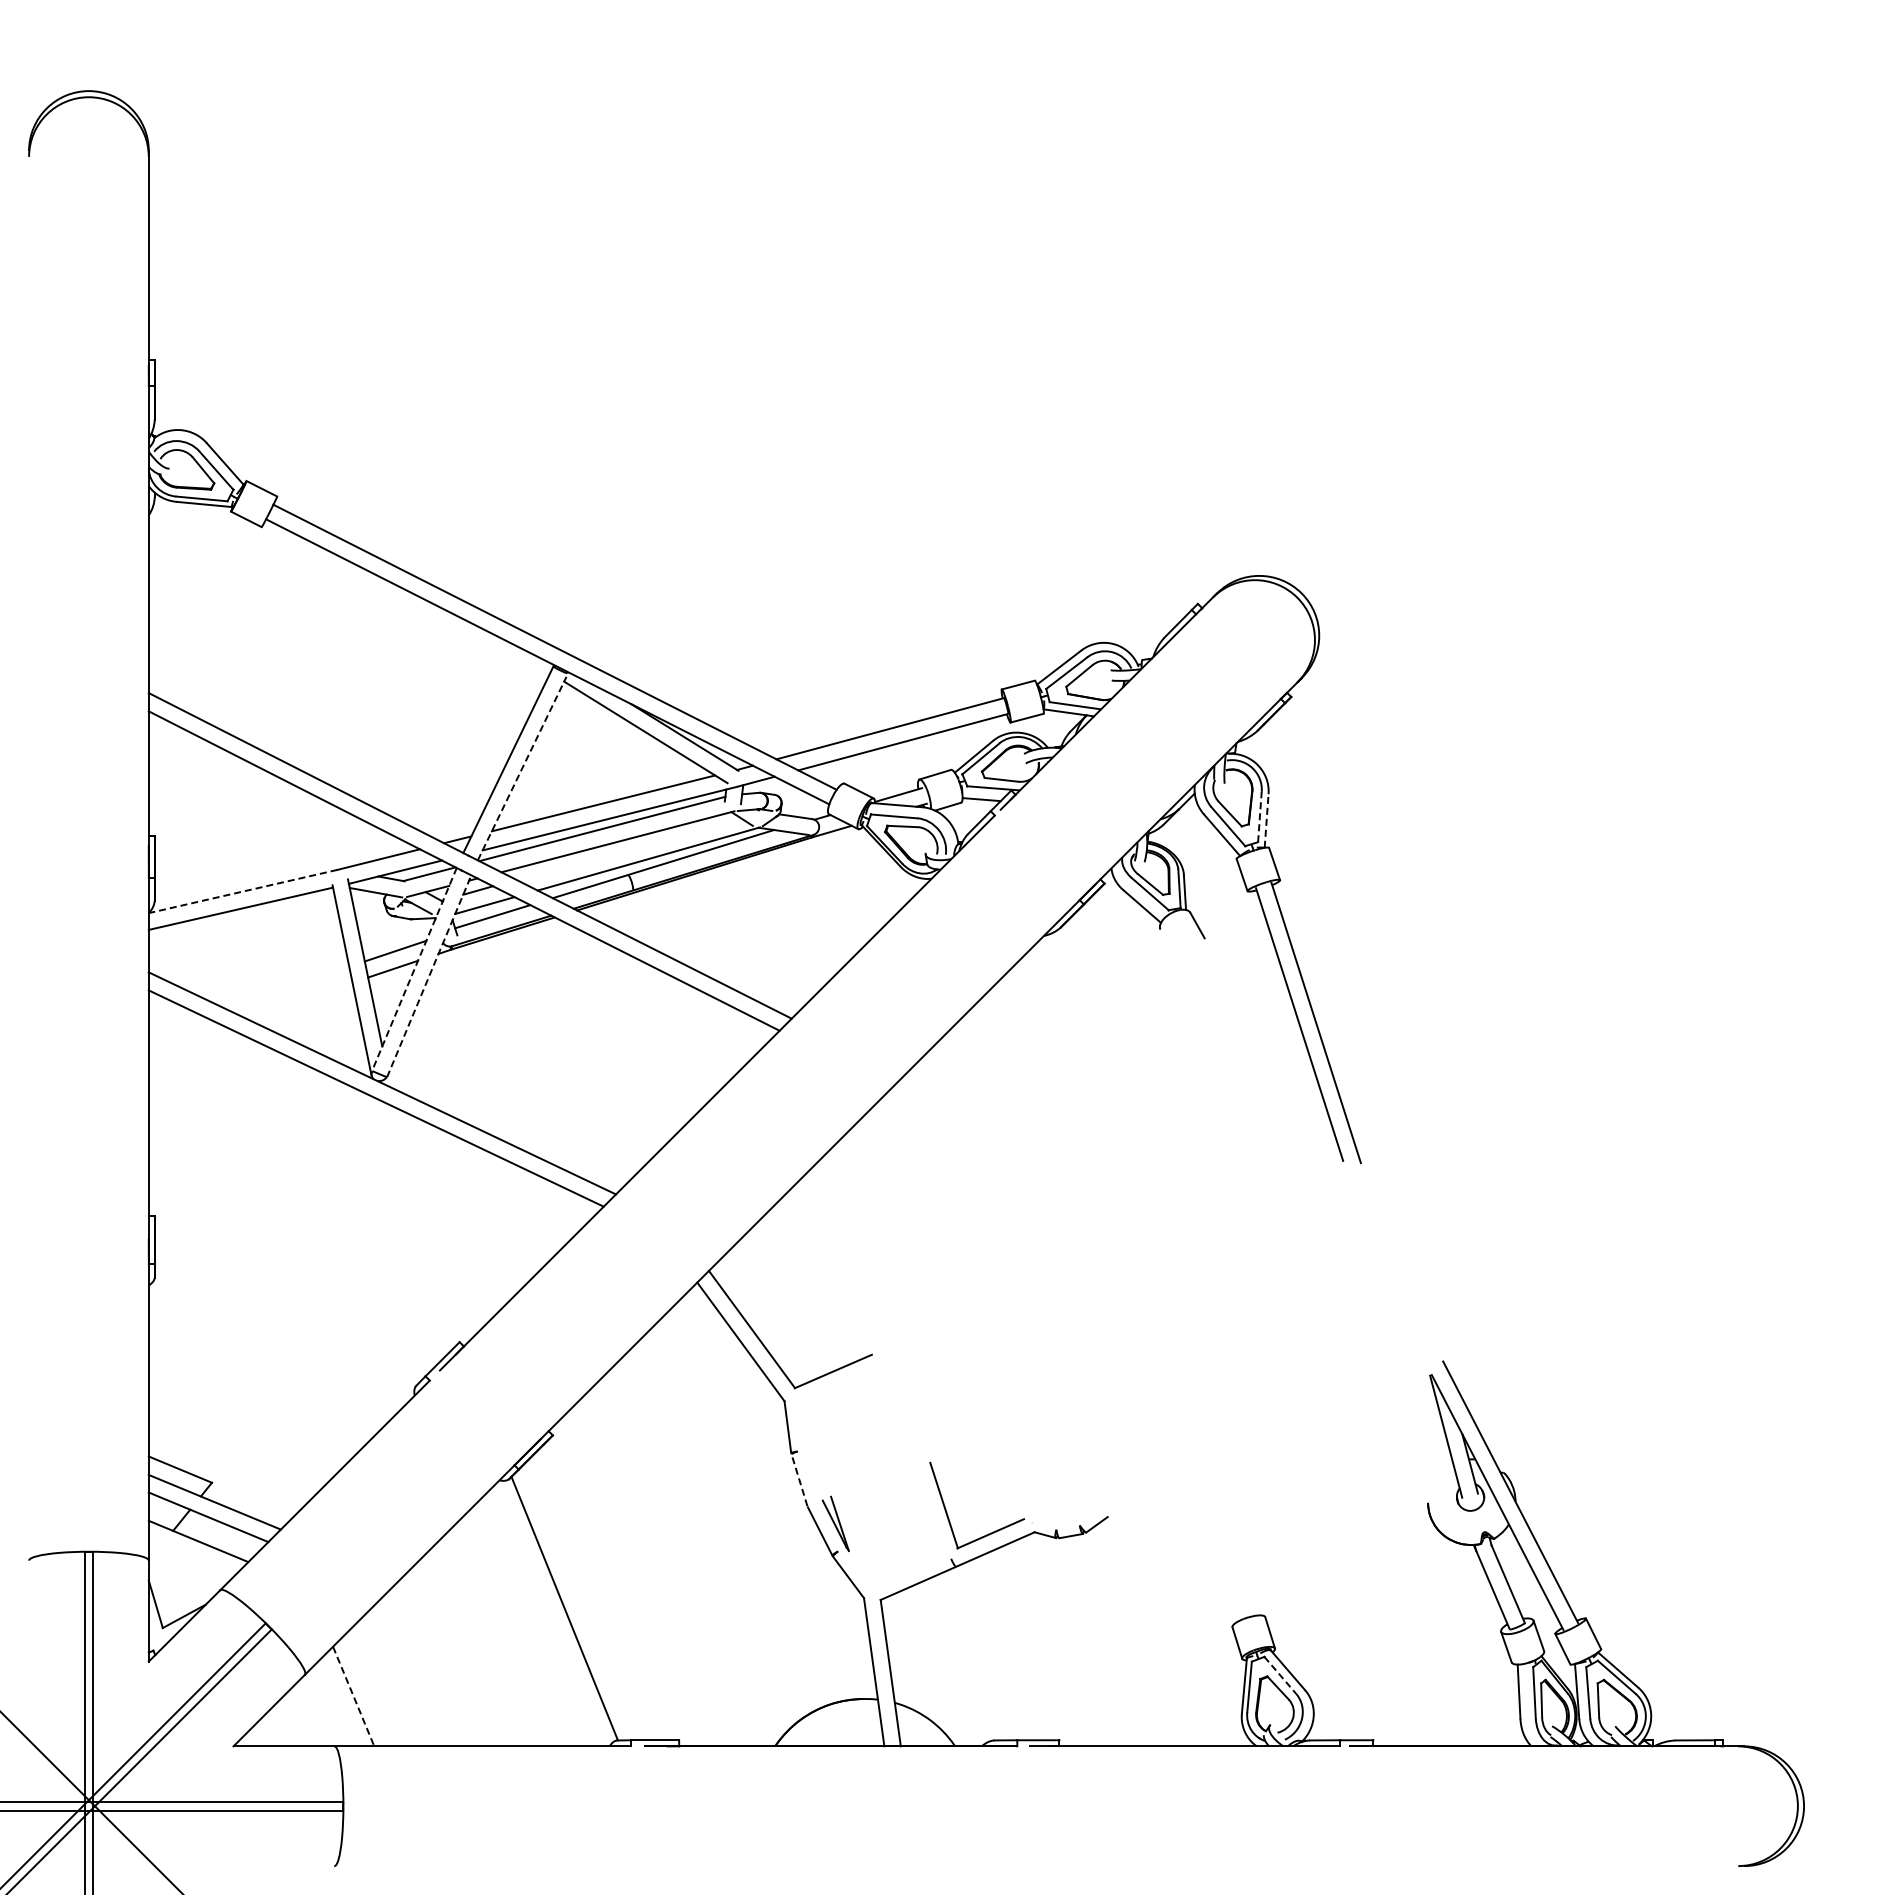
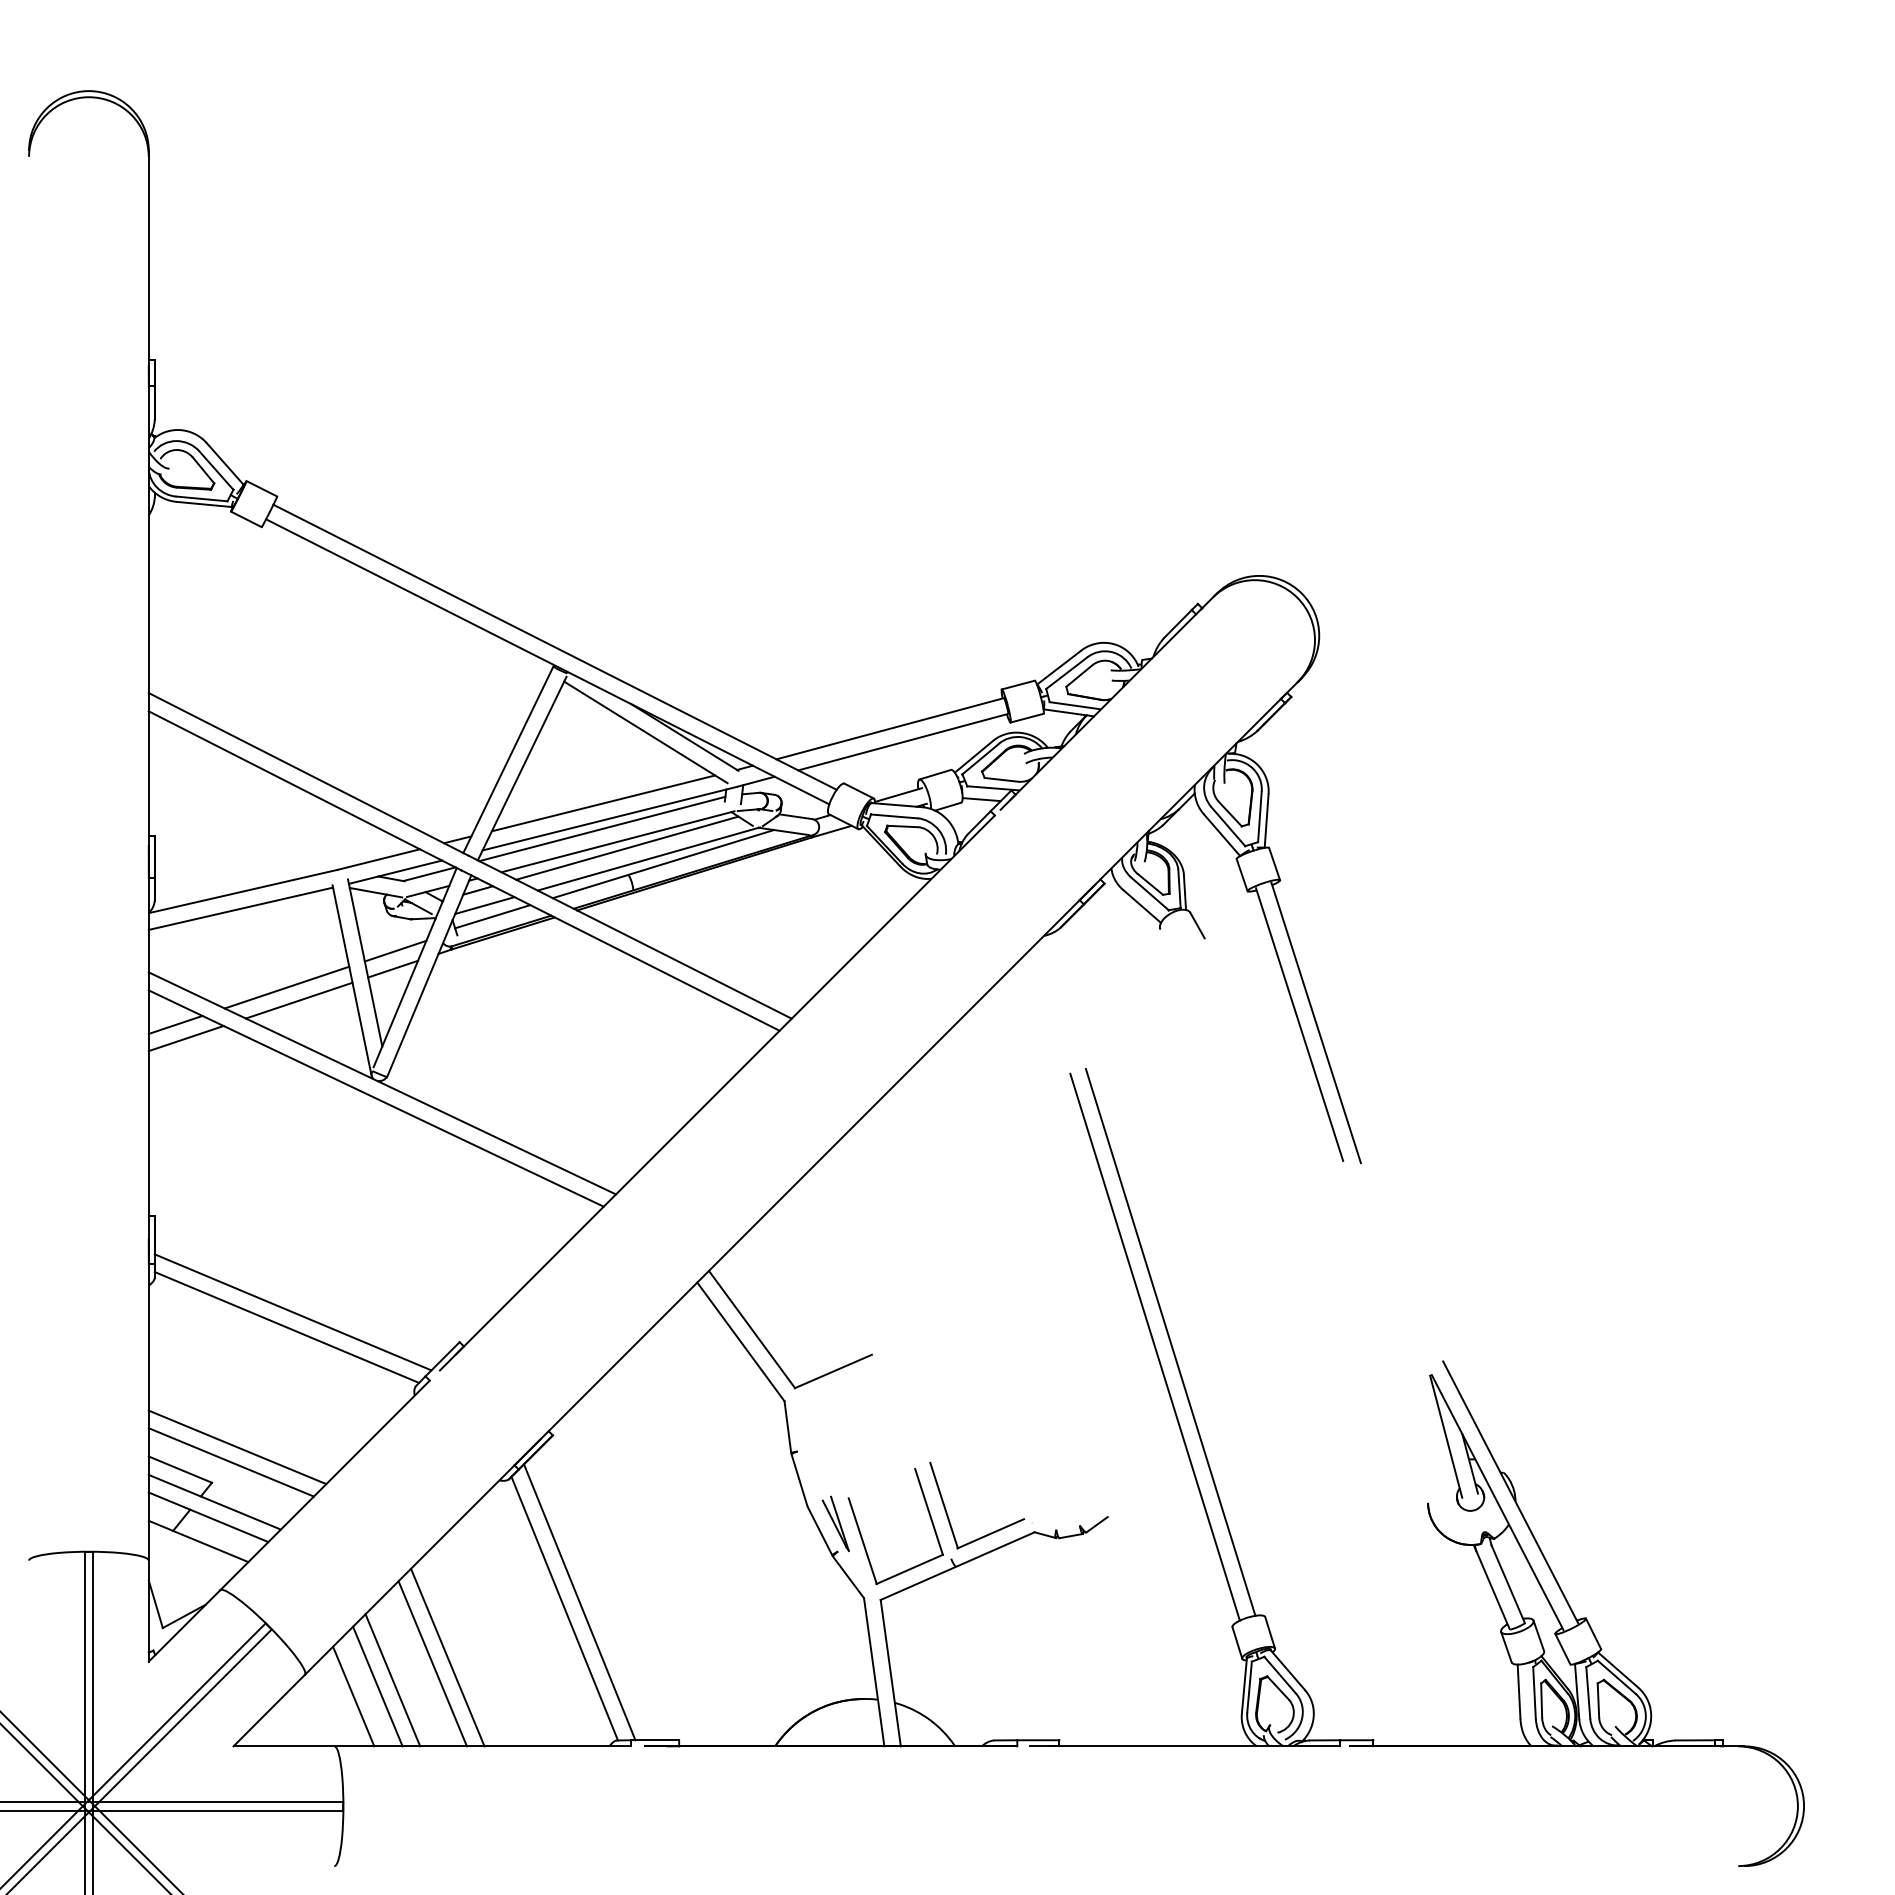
line: dashed -> solid (522, 768)
line: dashed -> solid (1259, 816)
line: dashed -> solid (1266, 821)
line: none -> present (627, 847)
line: dashed -> solid (243, 891)
line: dashed -> solid (415, 967)
line: dashed -> solid (429, 975)
line: none -> present (286, 987)
line: none -> present (298, 1000)
line: none -> present (175, 1024)
line: none -> present (185, 1038)
line: none -> present (292, 1312)
line: none -> present (286, 1327)
line: none -> present (1170, 1341)
line: none -> present (1154, 1346)
line: none -> present (237, 1447)
line: none -> present (230, 1462)
line: dashed -> solid (799, 1479)
part: none -> present (862, 1536)
line: none -> present (579, 1602)
line: none -> present (447, 1657)
line: none -> present (432, 1663)
line: dashed -> solid (1280, 1675)
line: none -> present (392, 1680)
line: none -> present (377, 1686)
line: dashed -> solid (353, 1696)
line: none -> present (85, 1808)
